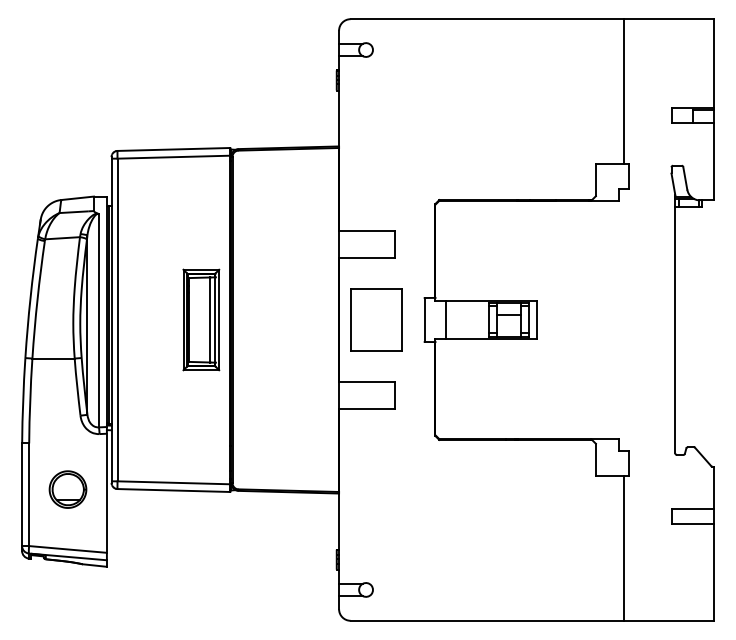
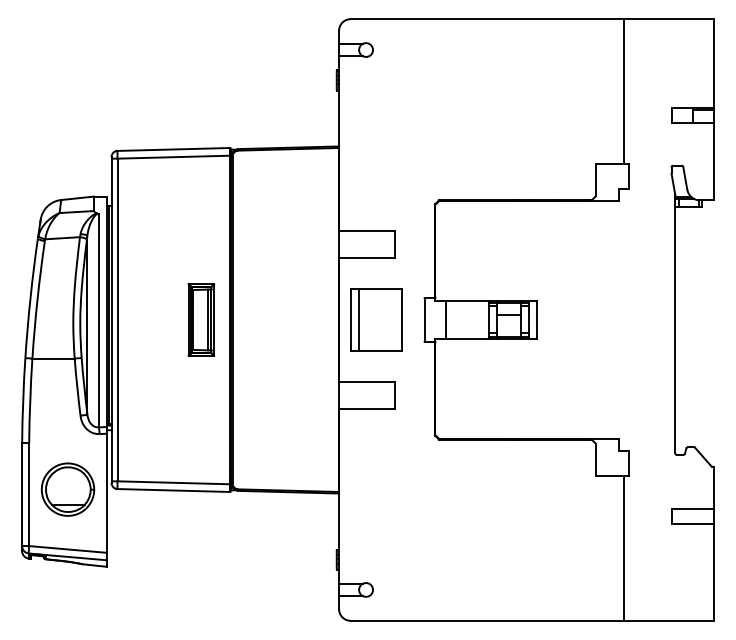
part size: 39x104 px -> 29x74 px (201, 319)
line: none -> present (359, 319)
part size: 40x39 px -> 56x55 px (67, 489)
